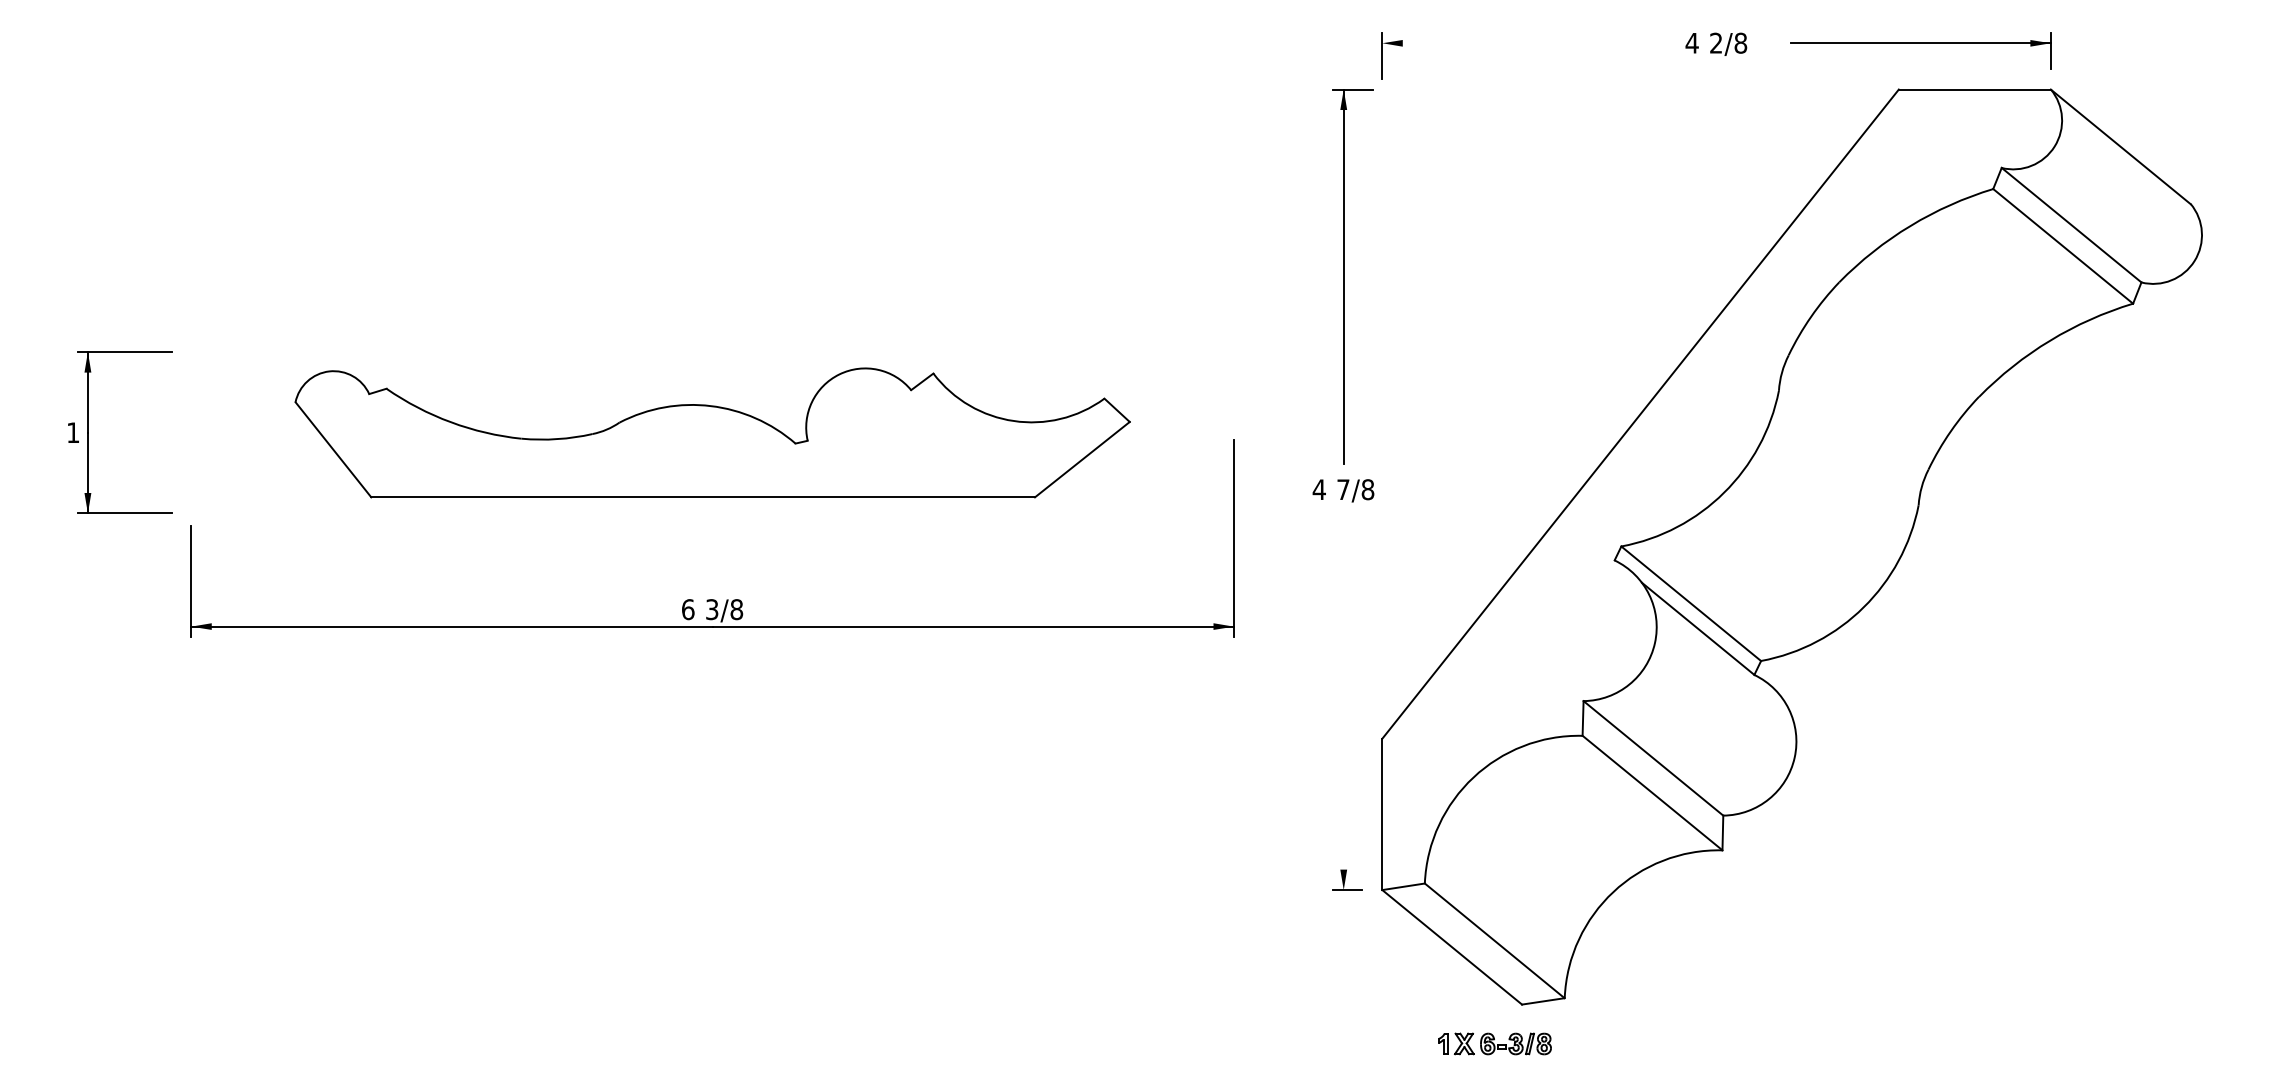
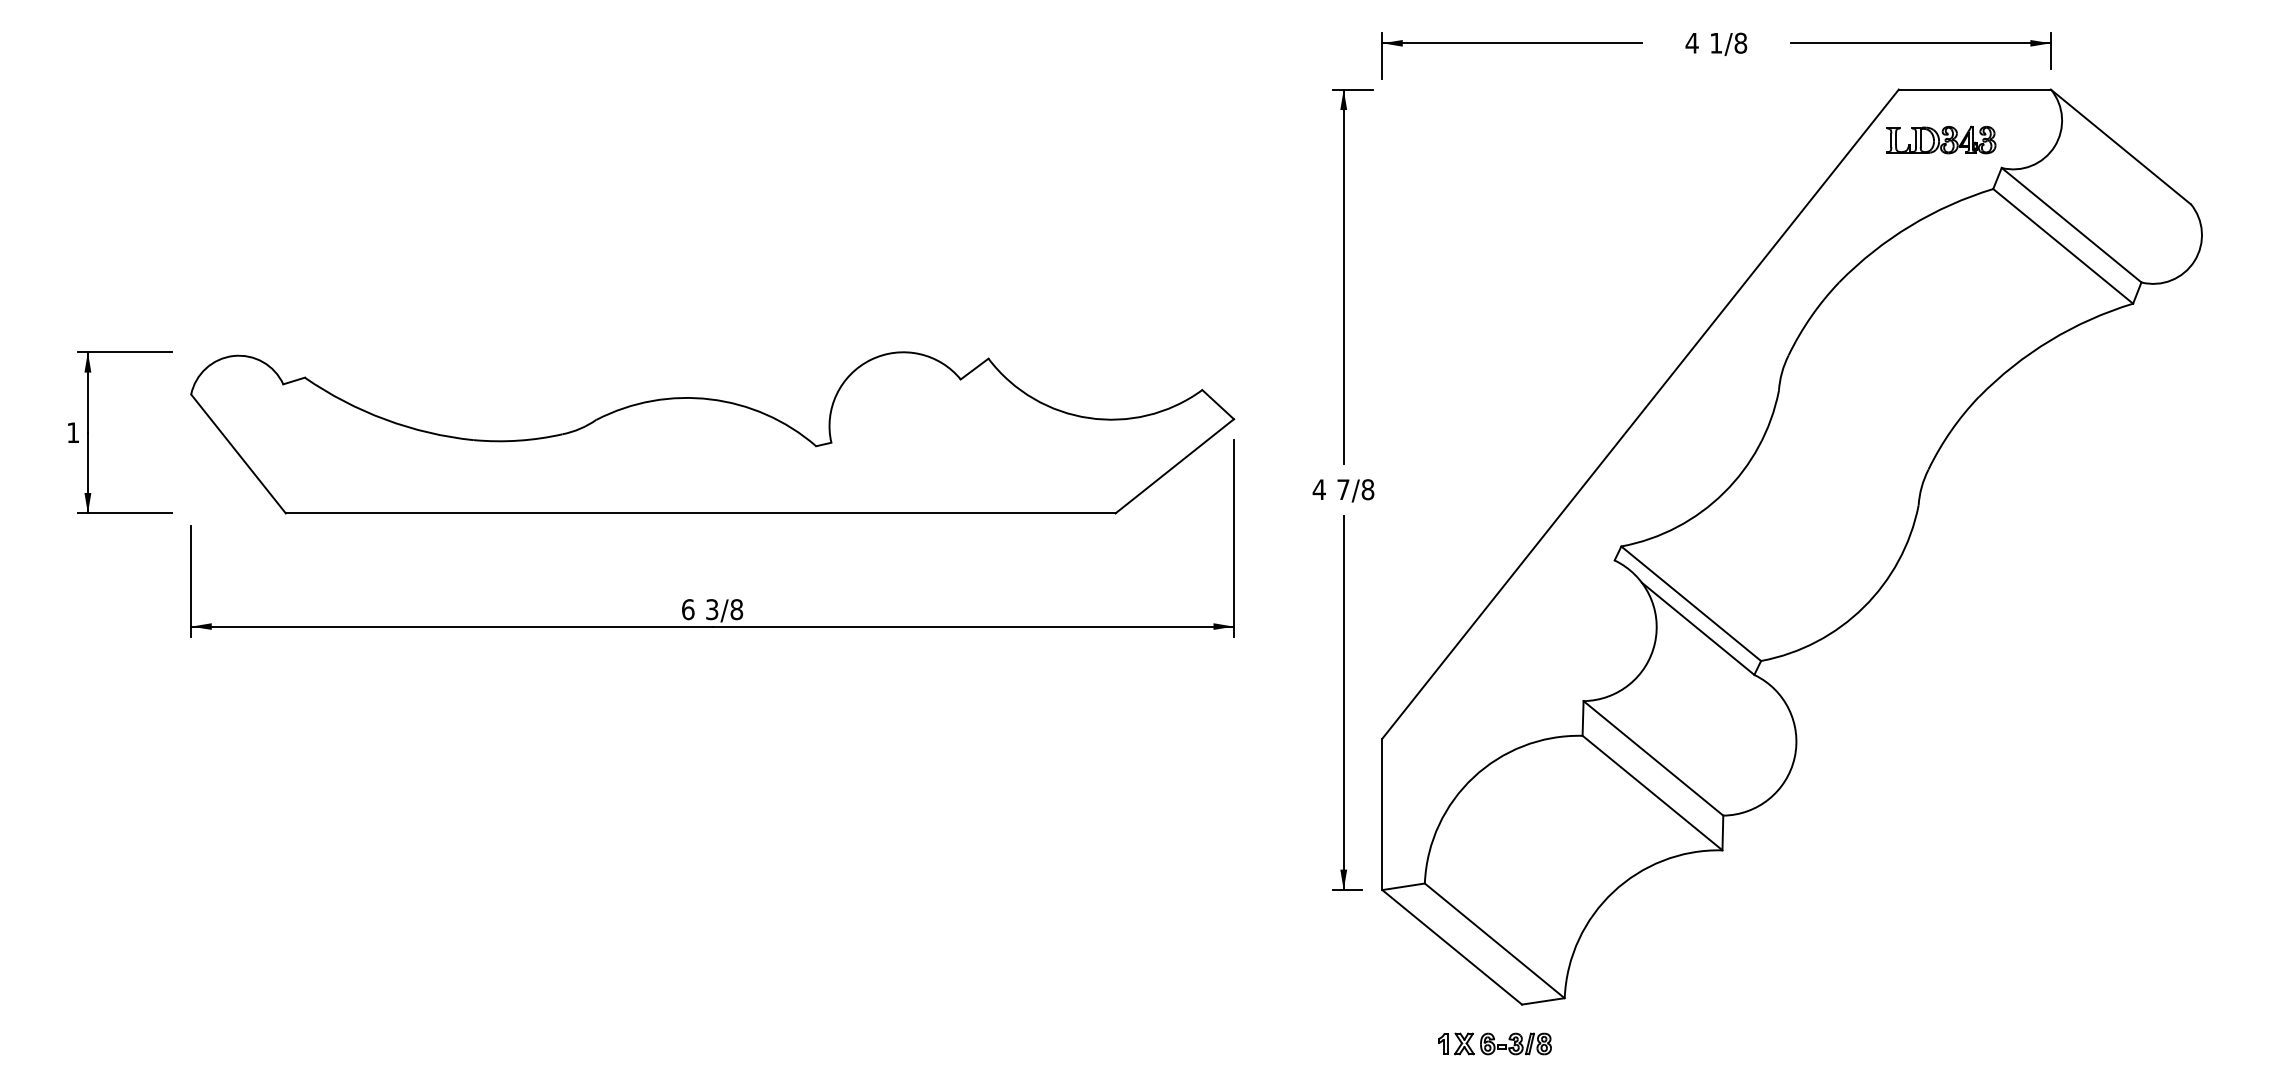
text: 2/8 -> 1/8 (1715, 42)
line: none -> present (1512, 43)
part: none -> present (1941, 139)
part size: 837x132 px -> 1046x164 px (712, 432)
line: none -> present (1343, 702)
